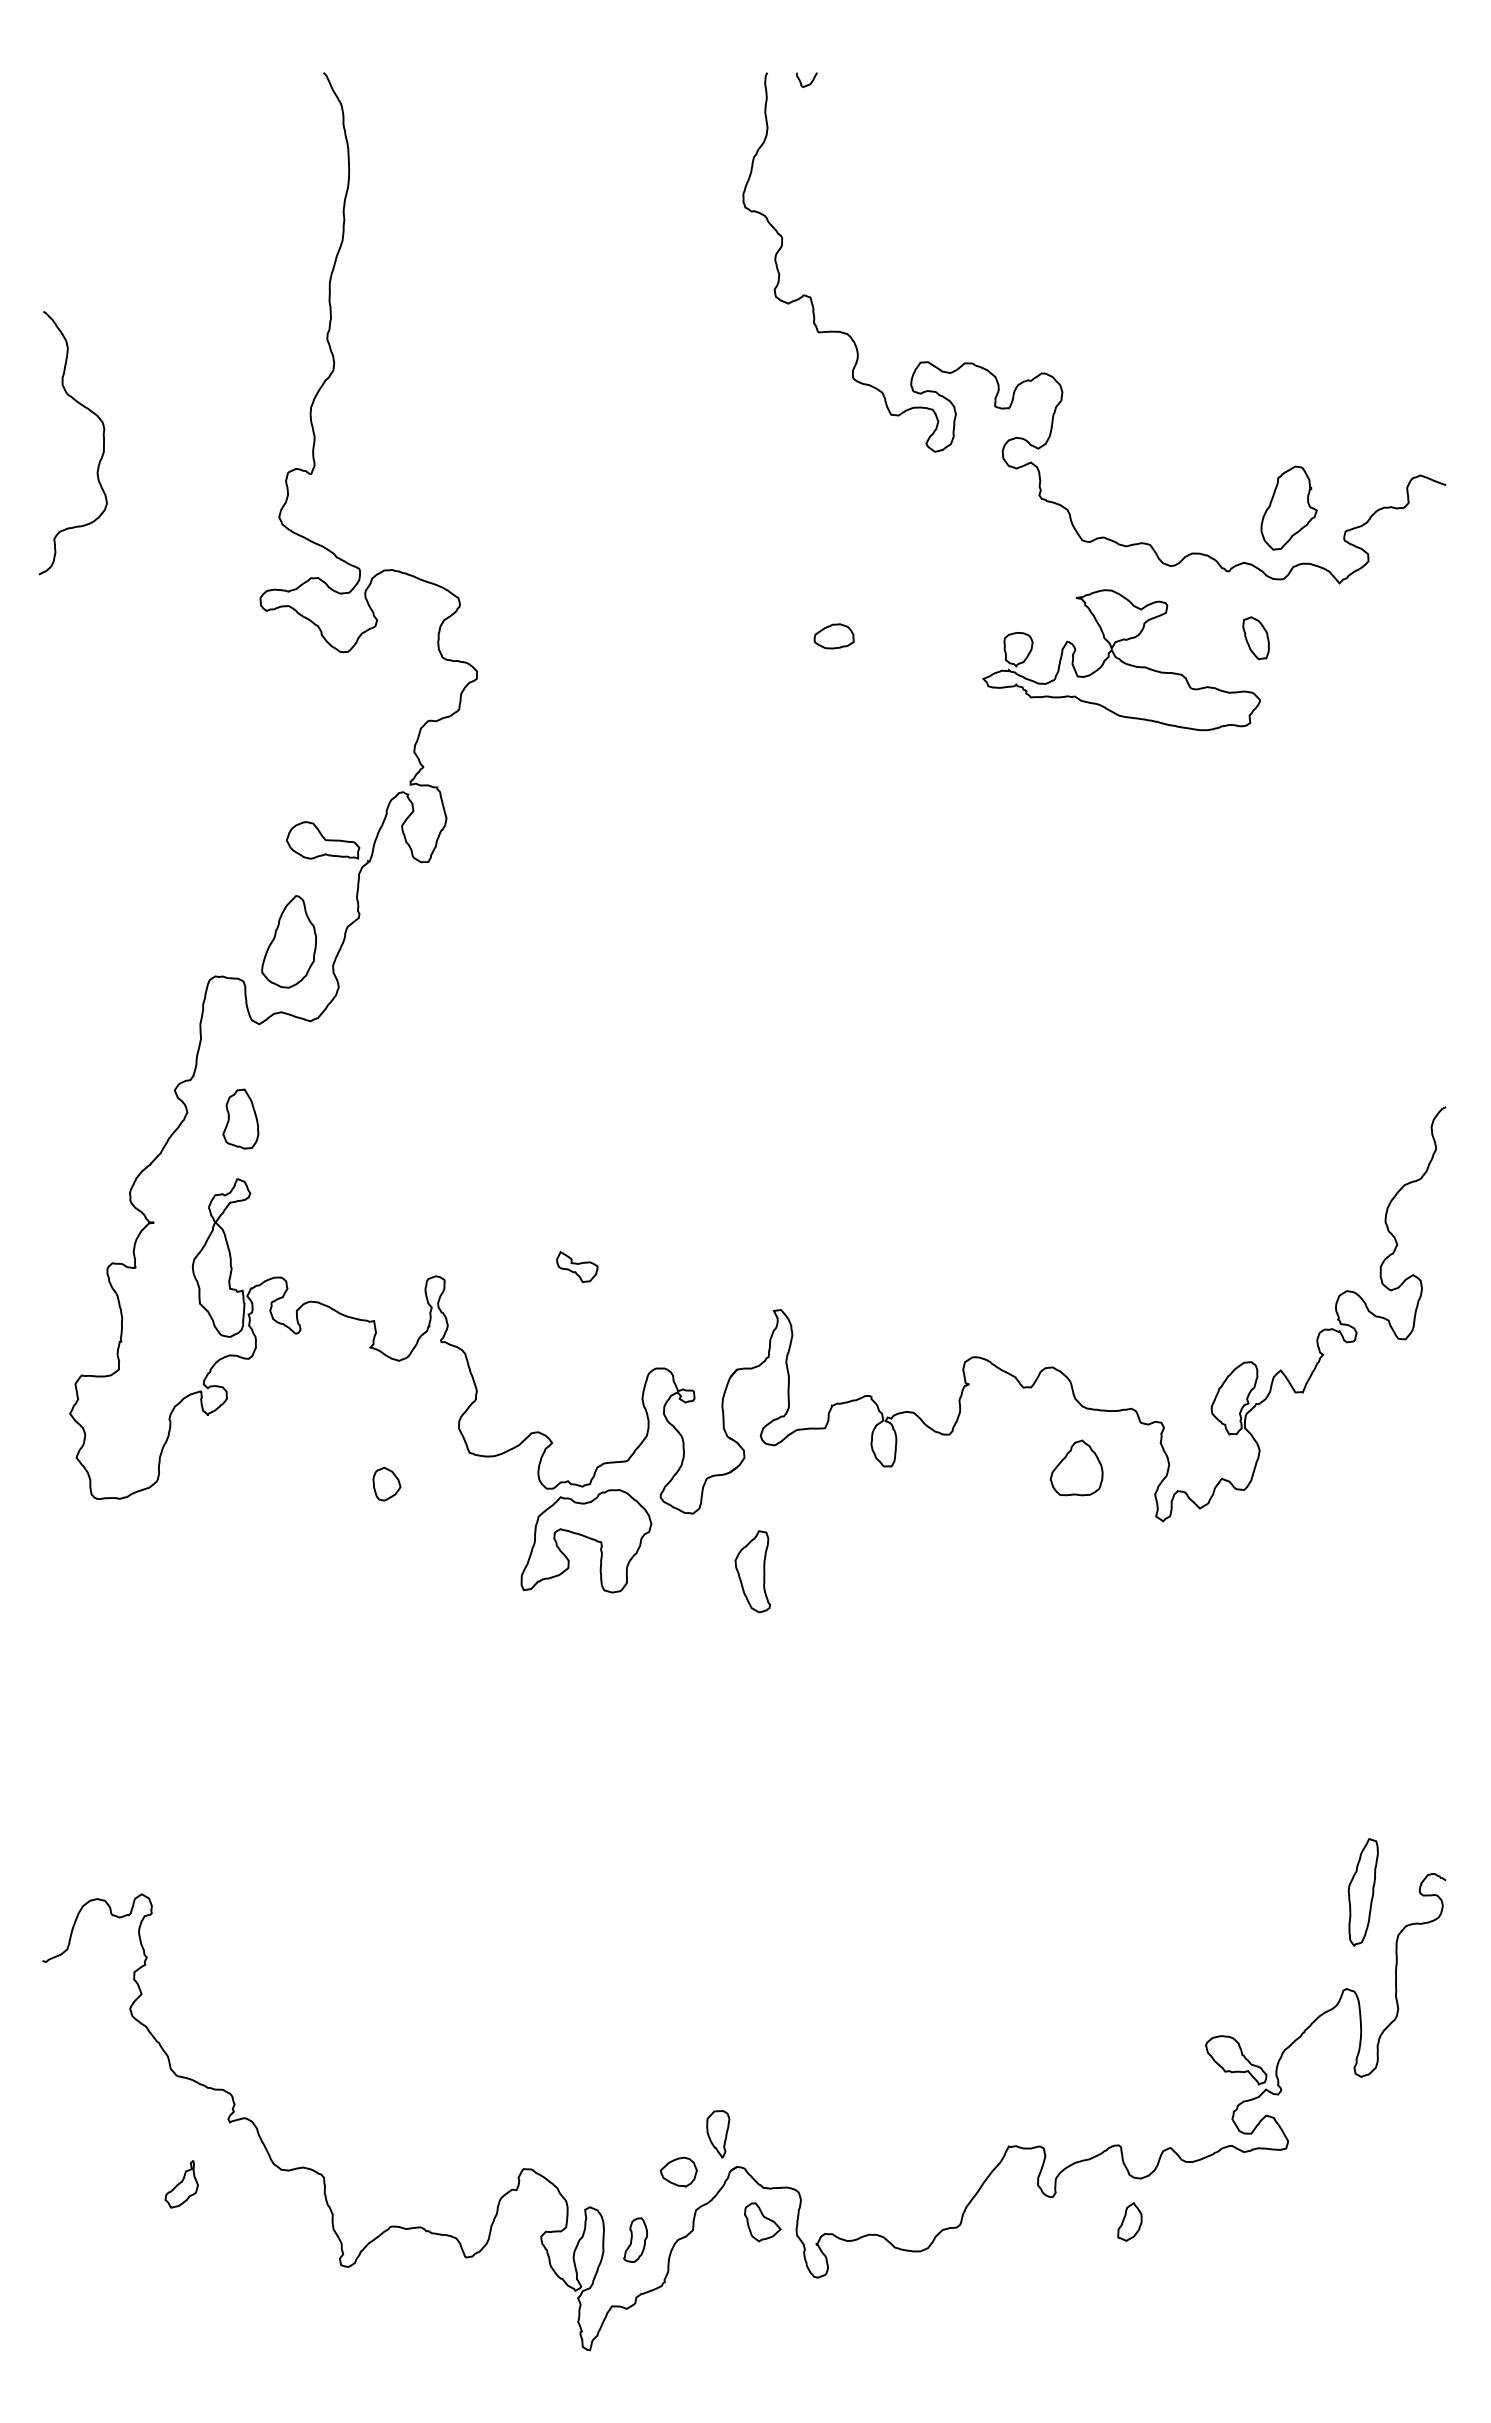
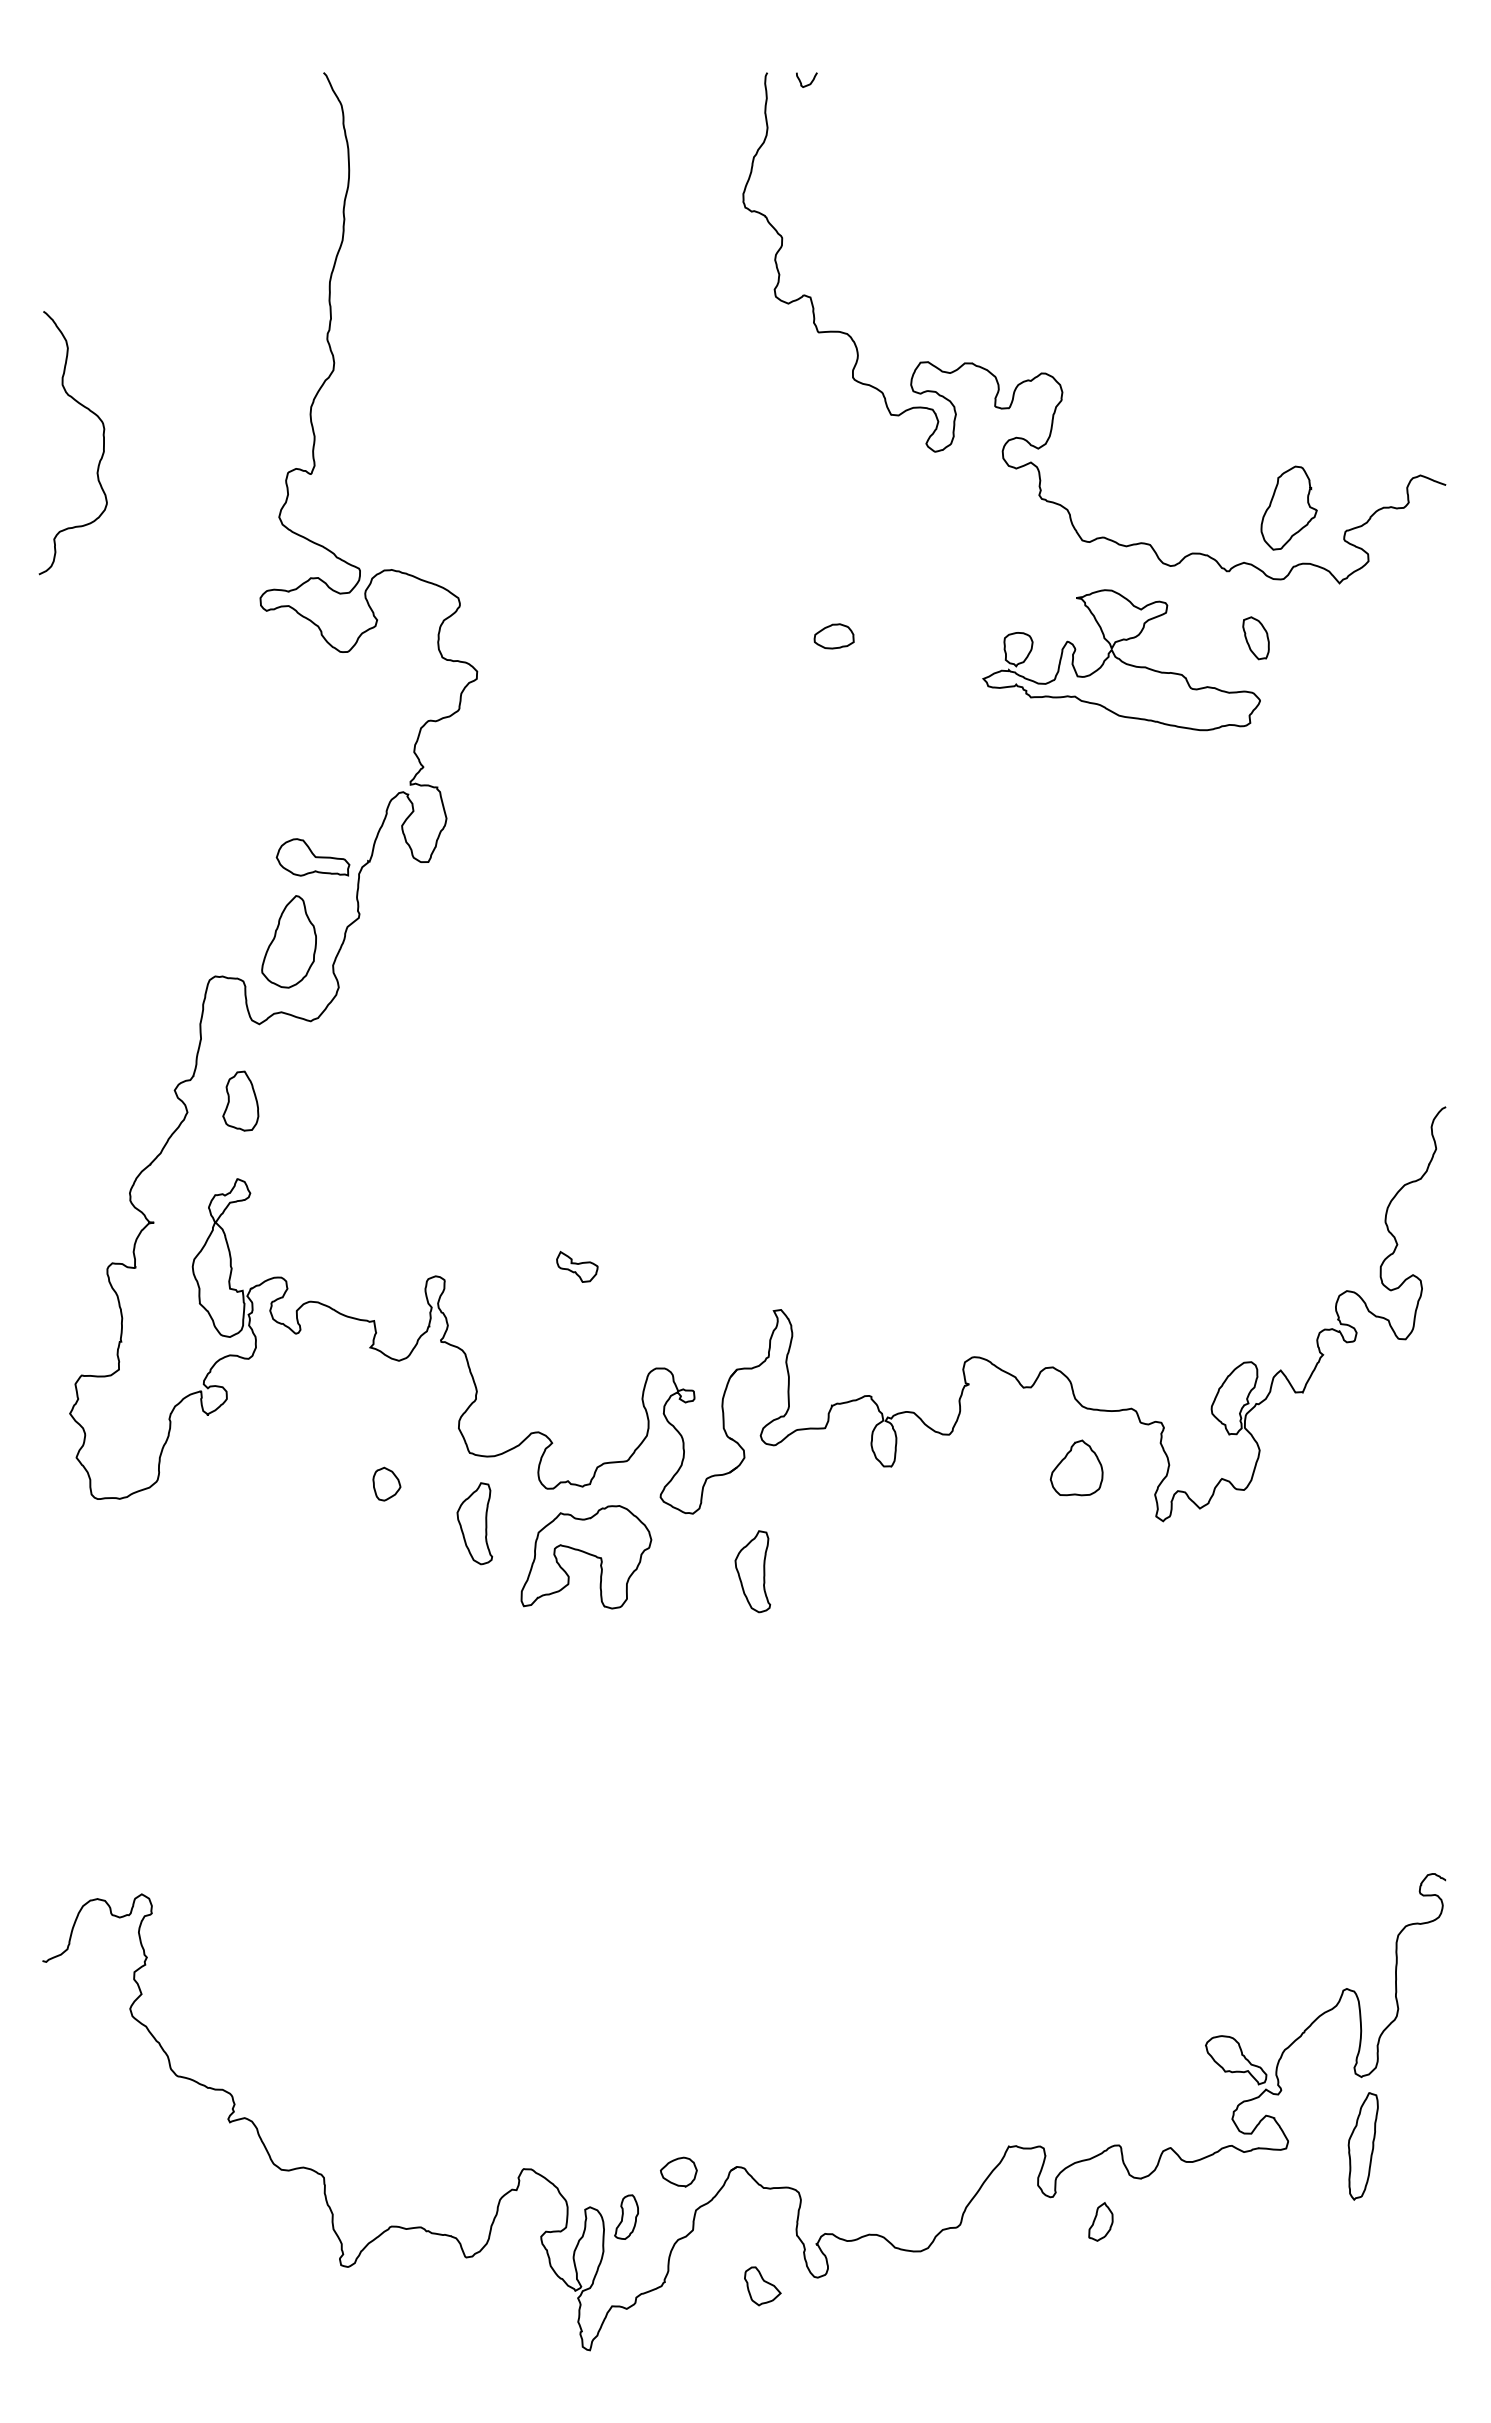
part position: (322, 840) -> (312, 857) (312, 857)
part position: (240, 1118) -> (240, 1100) (240, 1100)
part: none -> present (474, 1523)
part position: (586, 1541) -> (586, 1557) (586, 1557)
part position: (1362, 1892) -> (1362, 2146) (1362, 2146)
part: present -> none (718, 2134)
part: present -> none (181, 2184)
part position: (1129, 2221) -> (1100, 2221) (1100, 2221)
part position: (762, 2222) -> (762, 2286) (762, 2286)
part position: (635, 2239) -> (626, 2216) (626, 2216)
